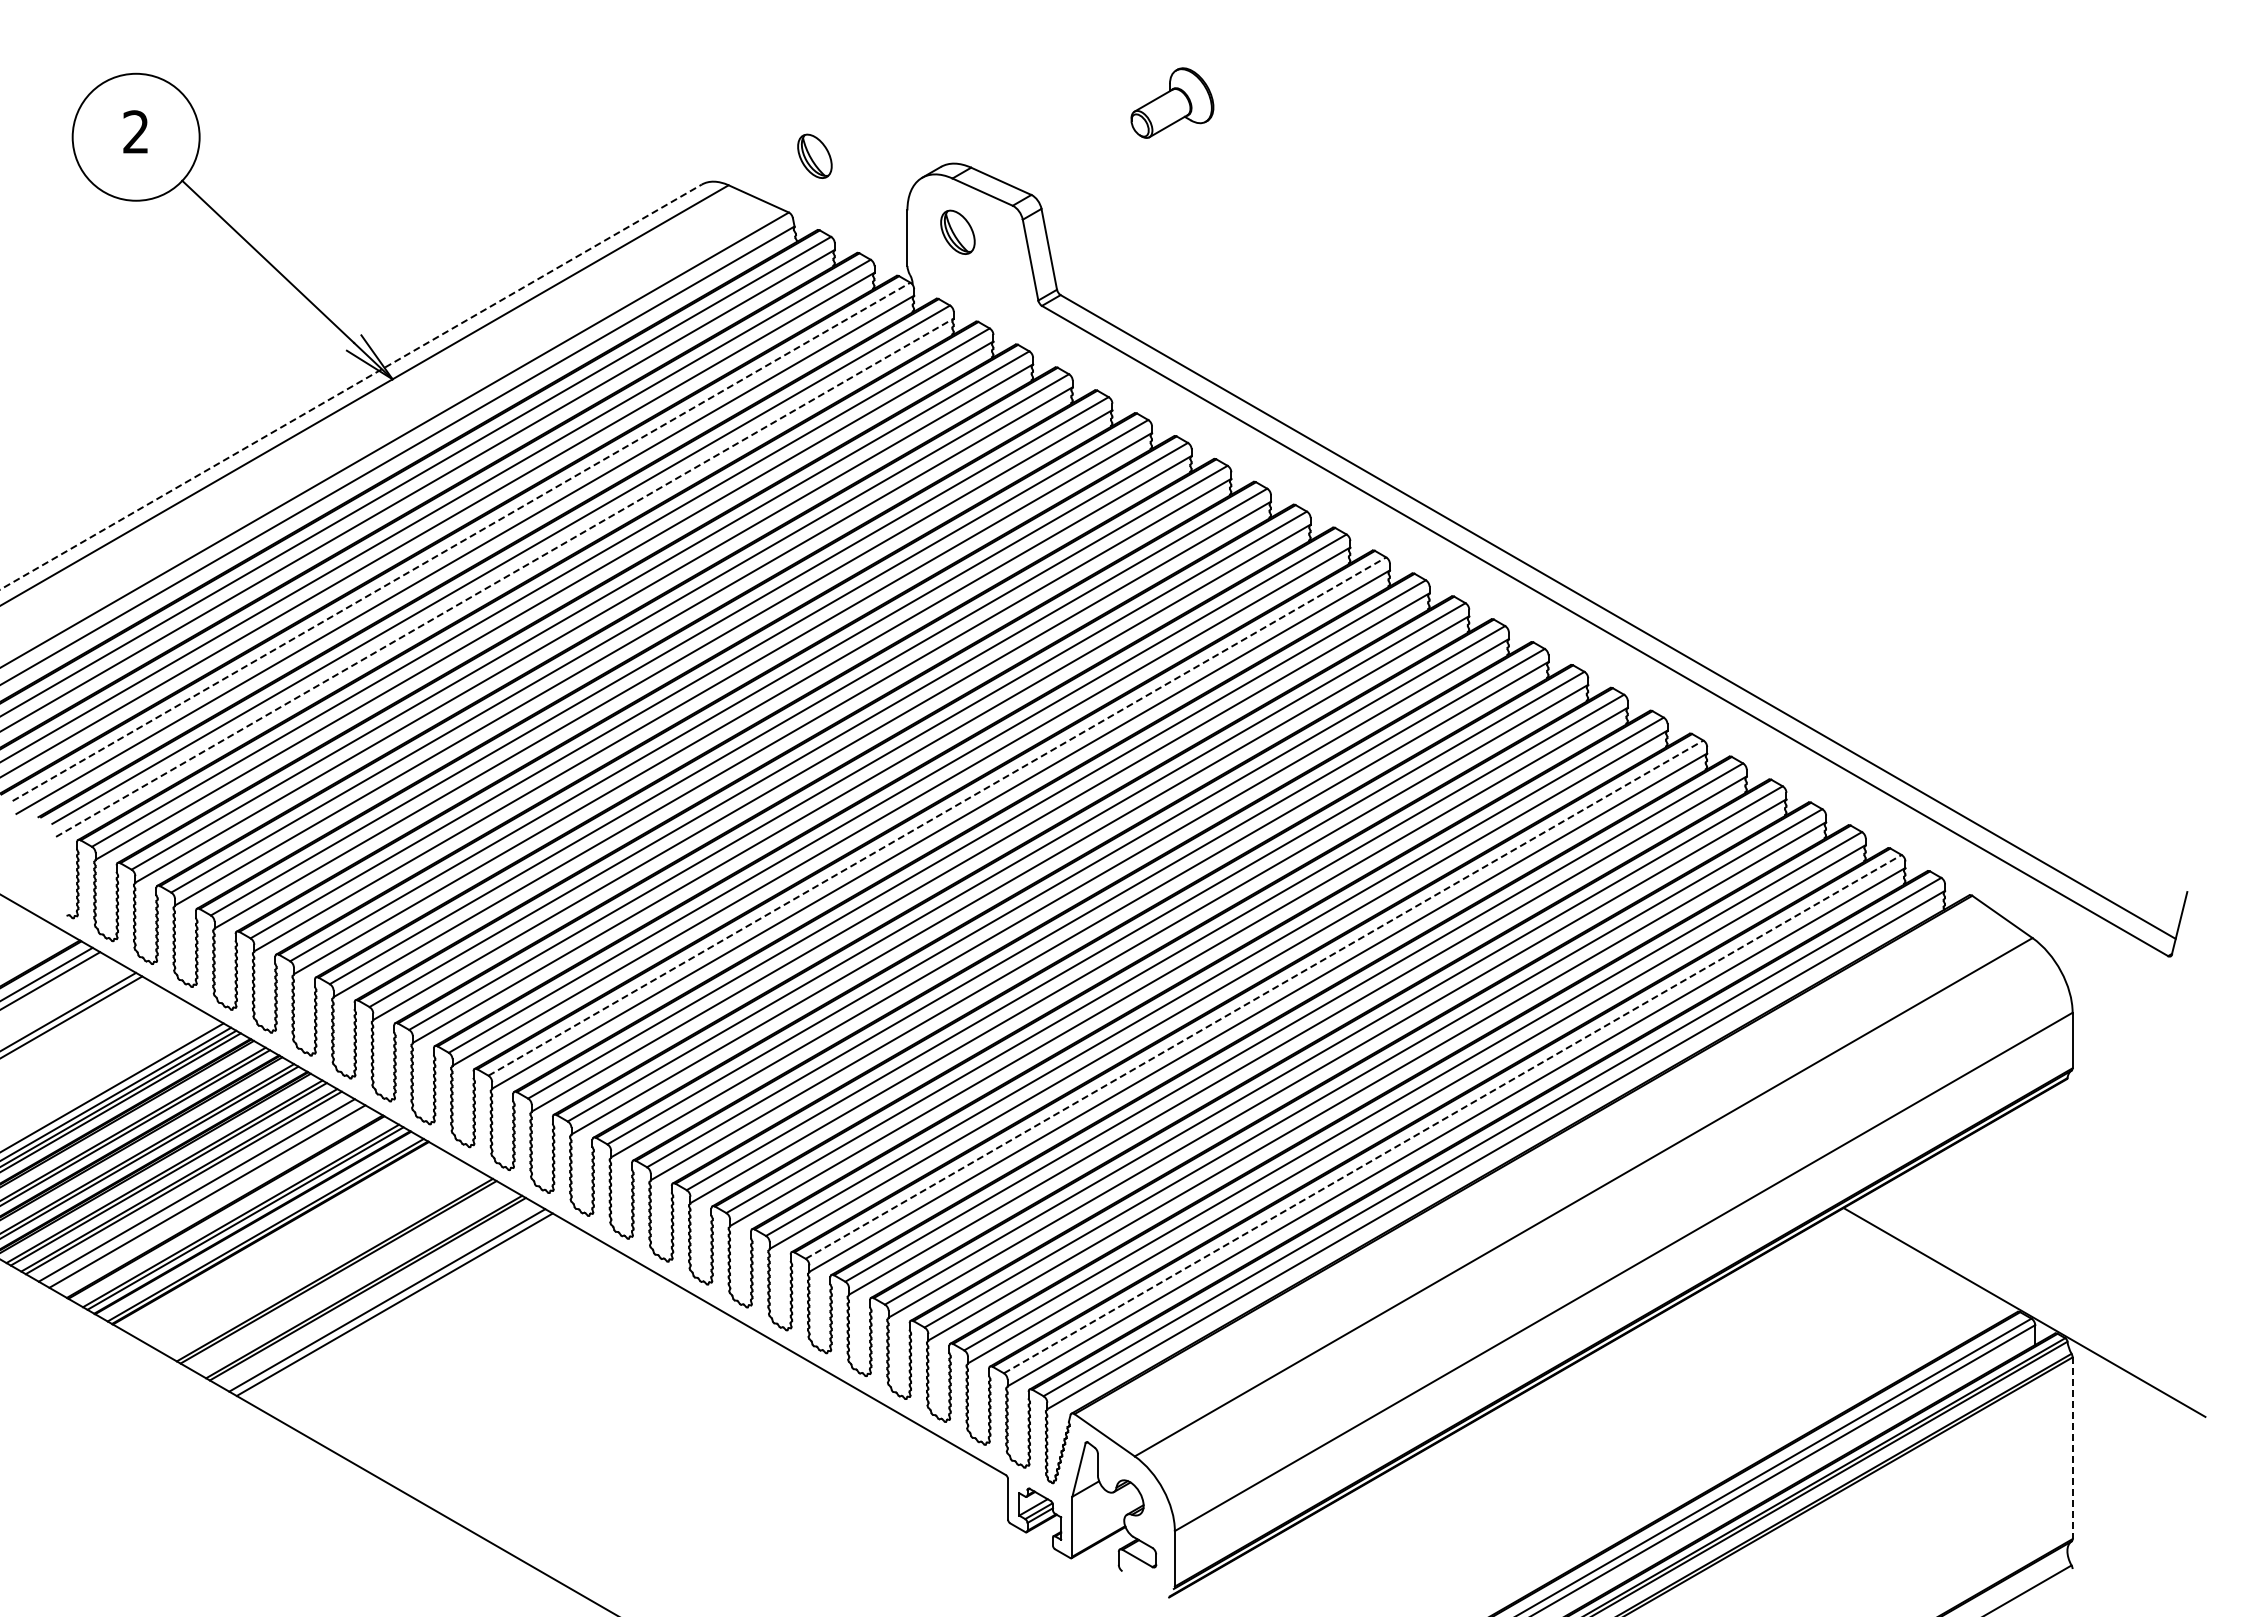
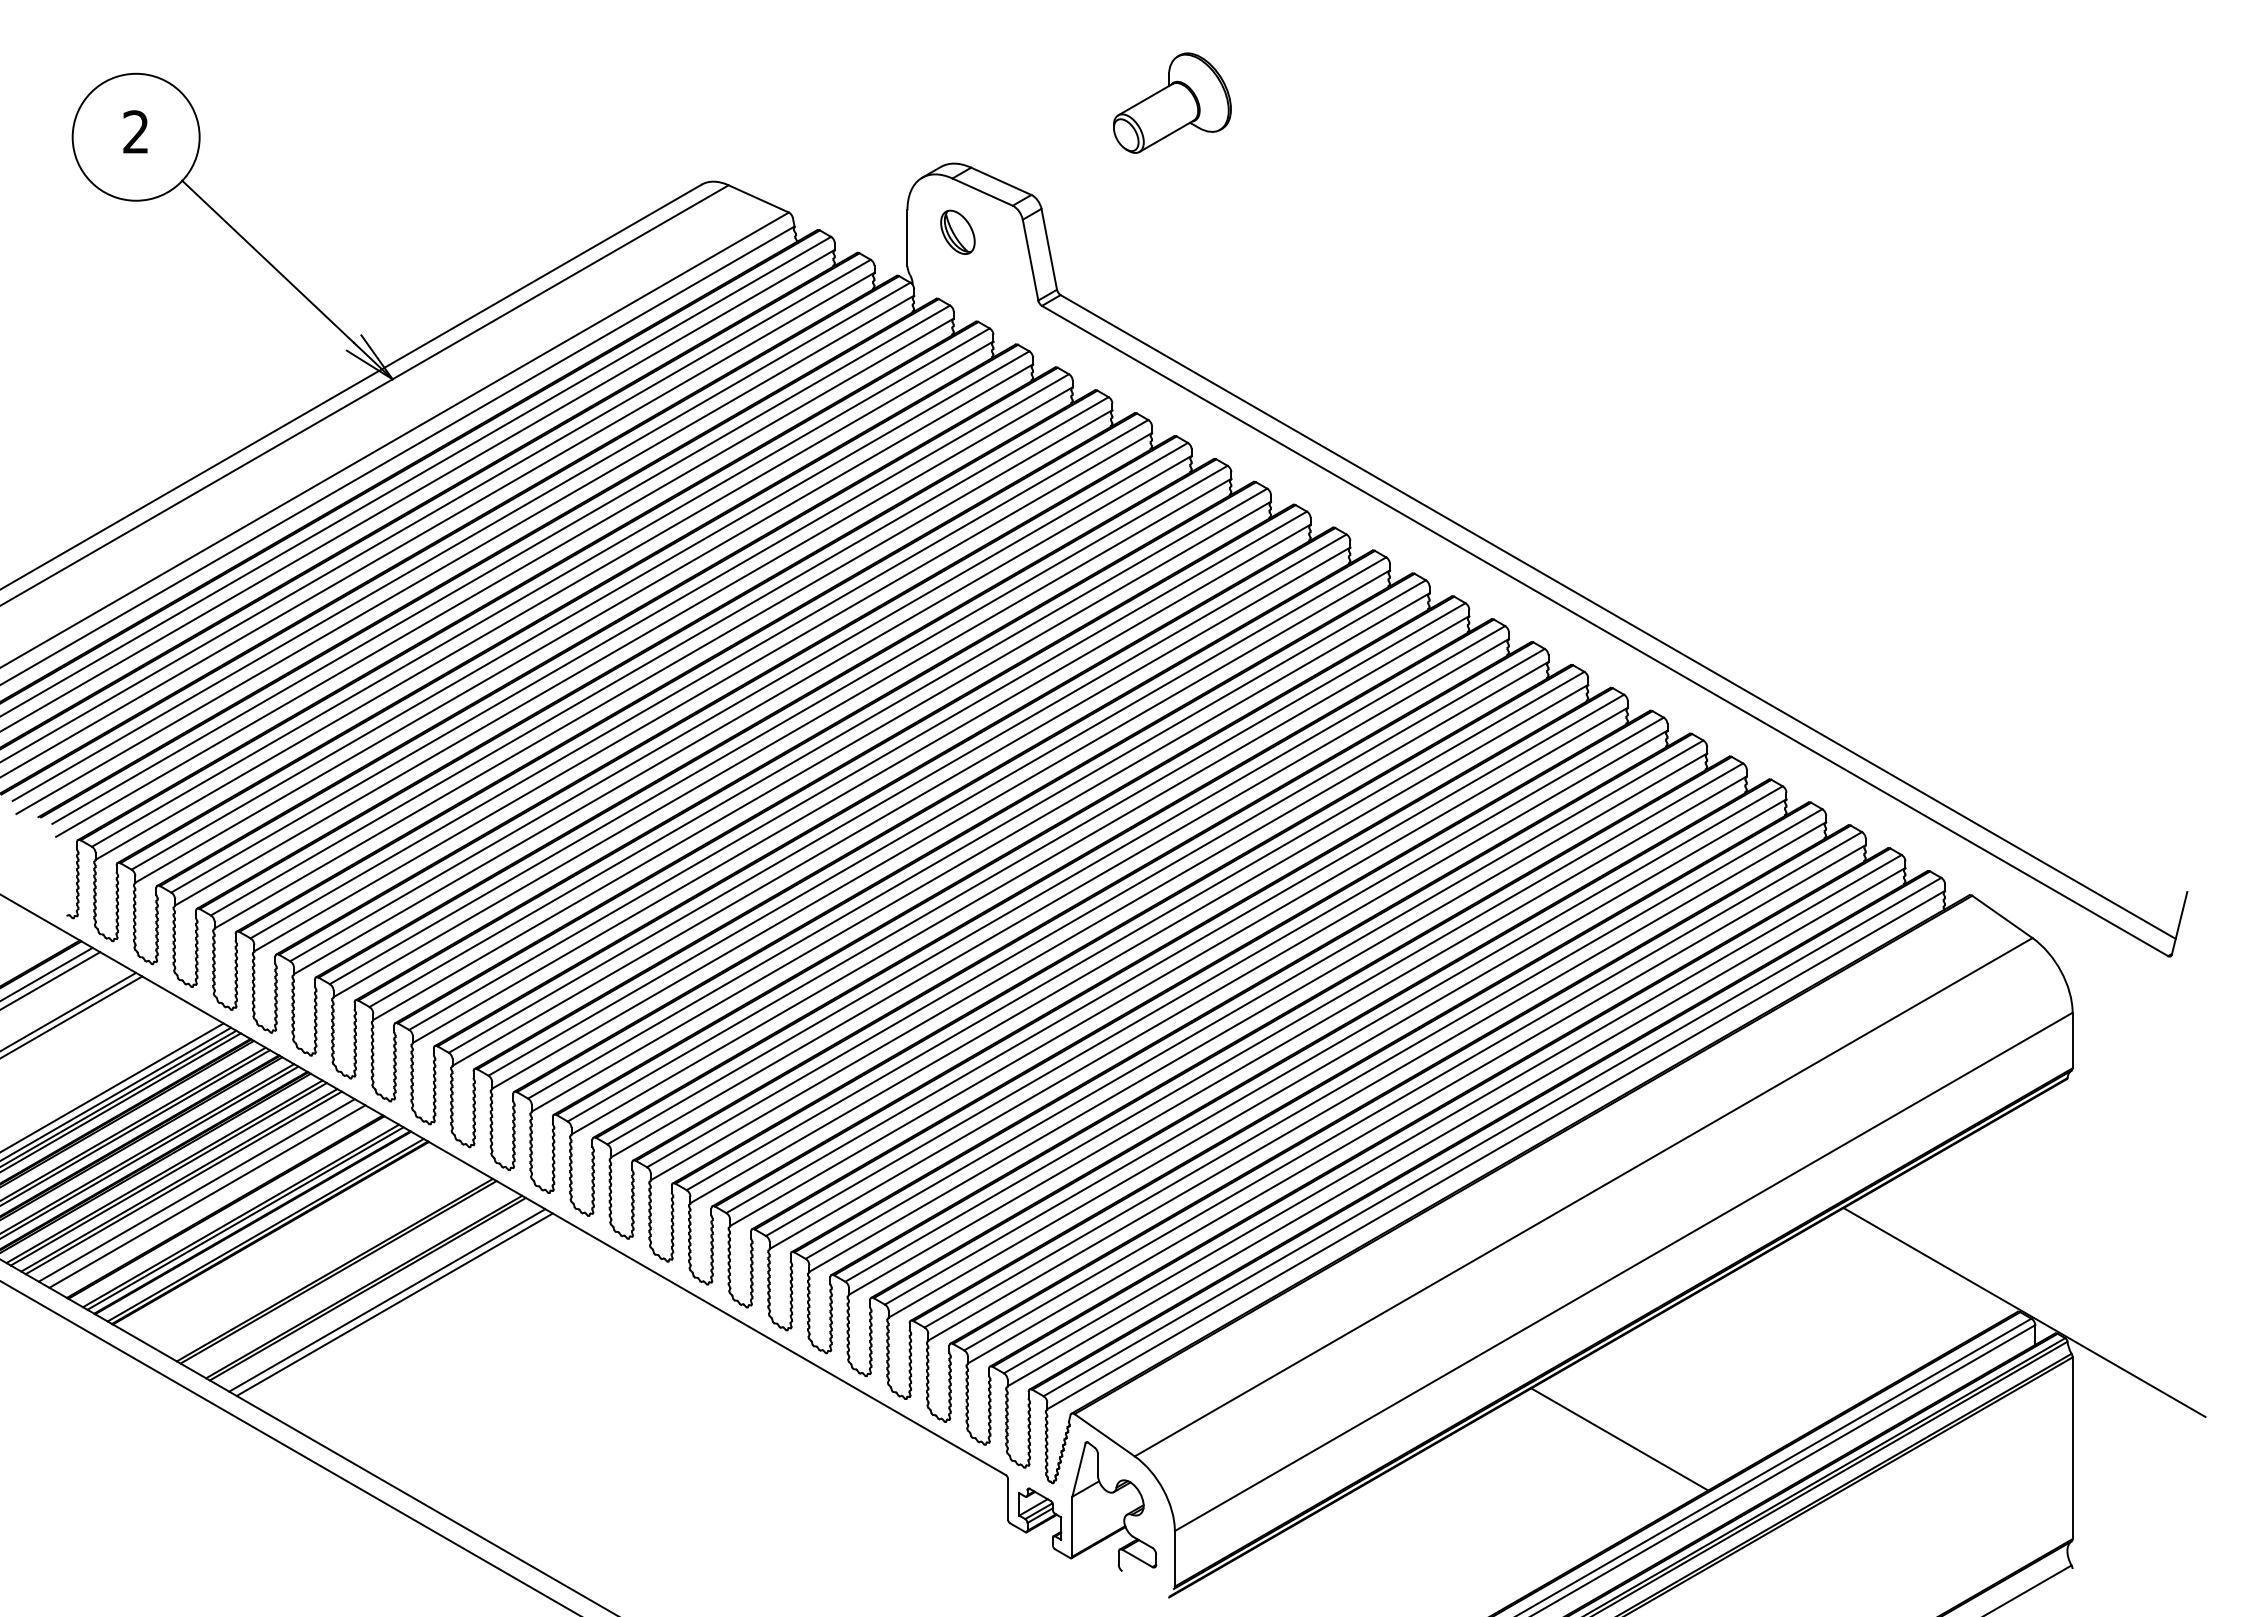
part size: 85x72 px -> 119x102 px (1172, 102)
part: present -> none (814, 155)
line: dashed -> solid (351, 387)
line: dashed -> solid (461, 541)
line: dashed -> solid (505, 577)
line: dashed -> solid (937, 816)
line: dashed -> solid (1255, 999)
line: dashed -> solid (1453, 1113)
line: none -> present (1619, 1439)
line: none -> present (289, 1447)
line: dashed -> solid (2072, 1448)
